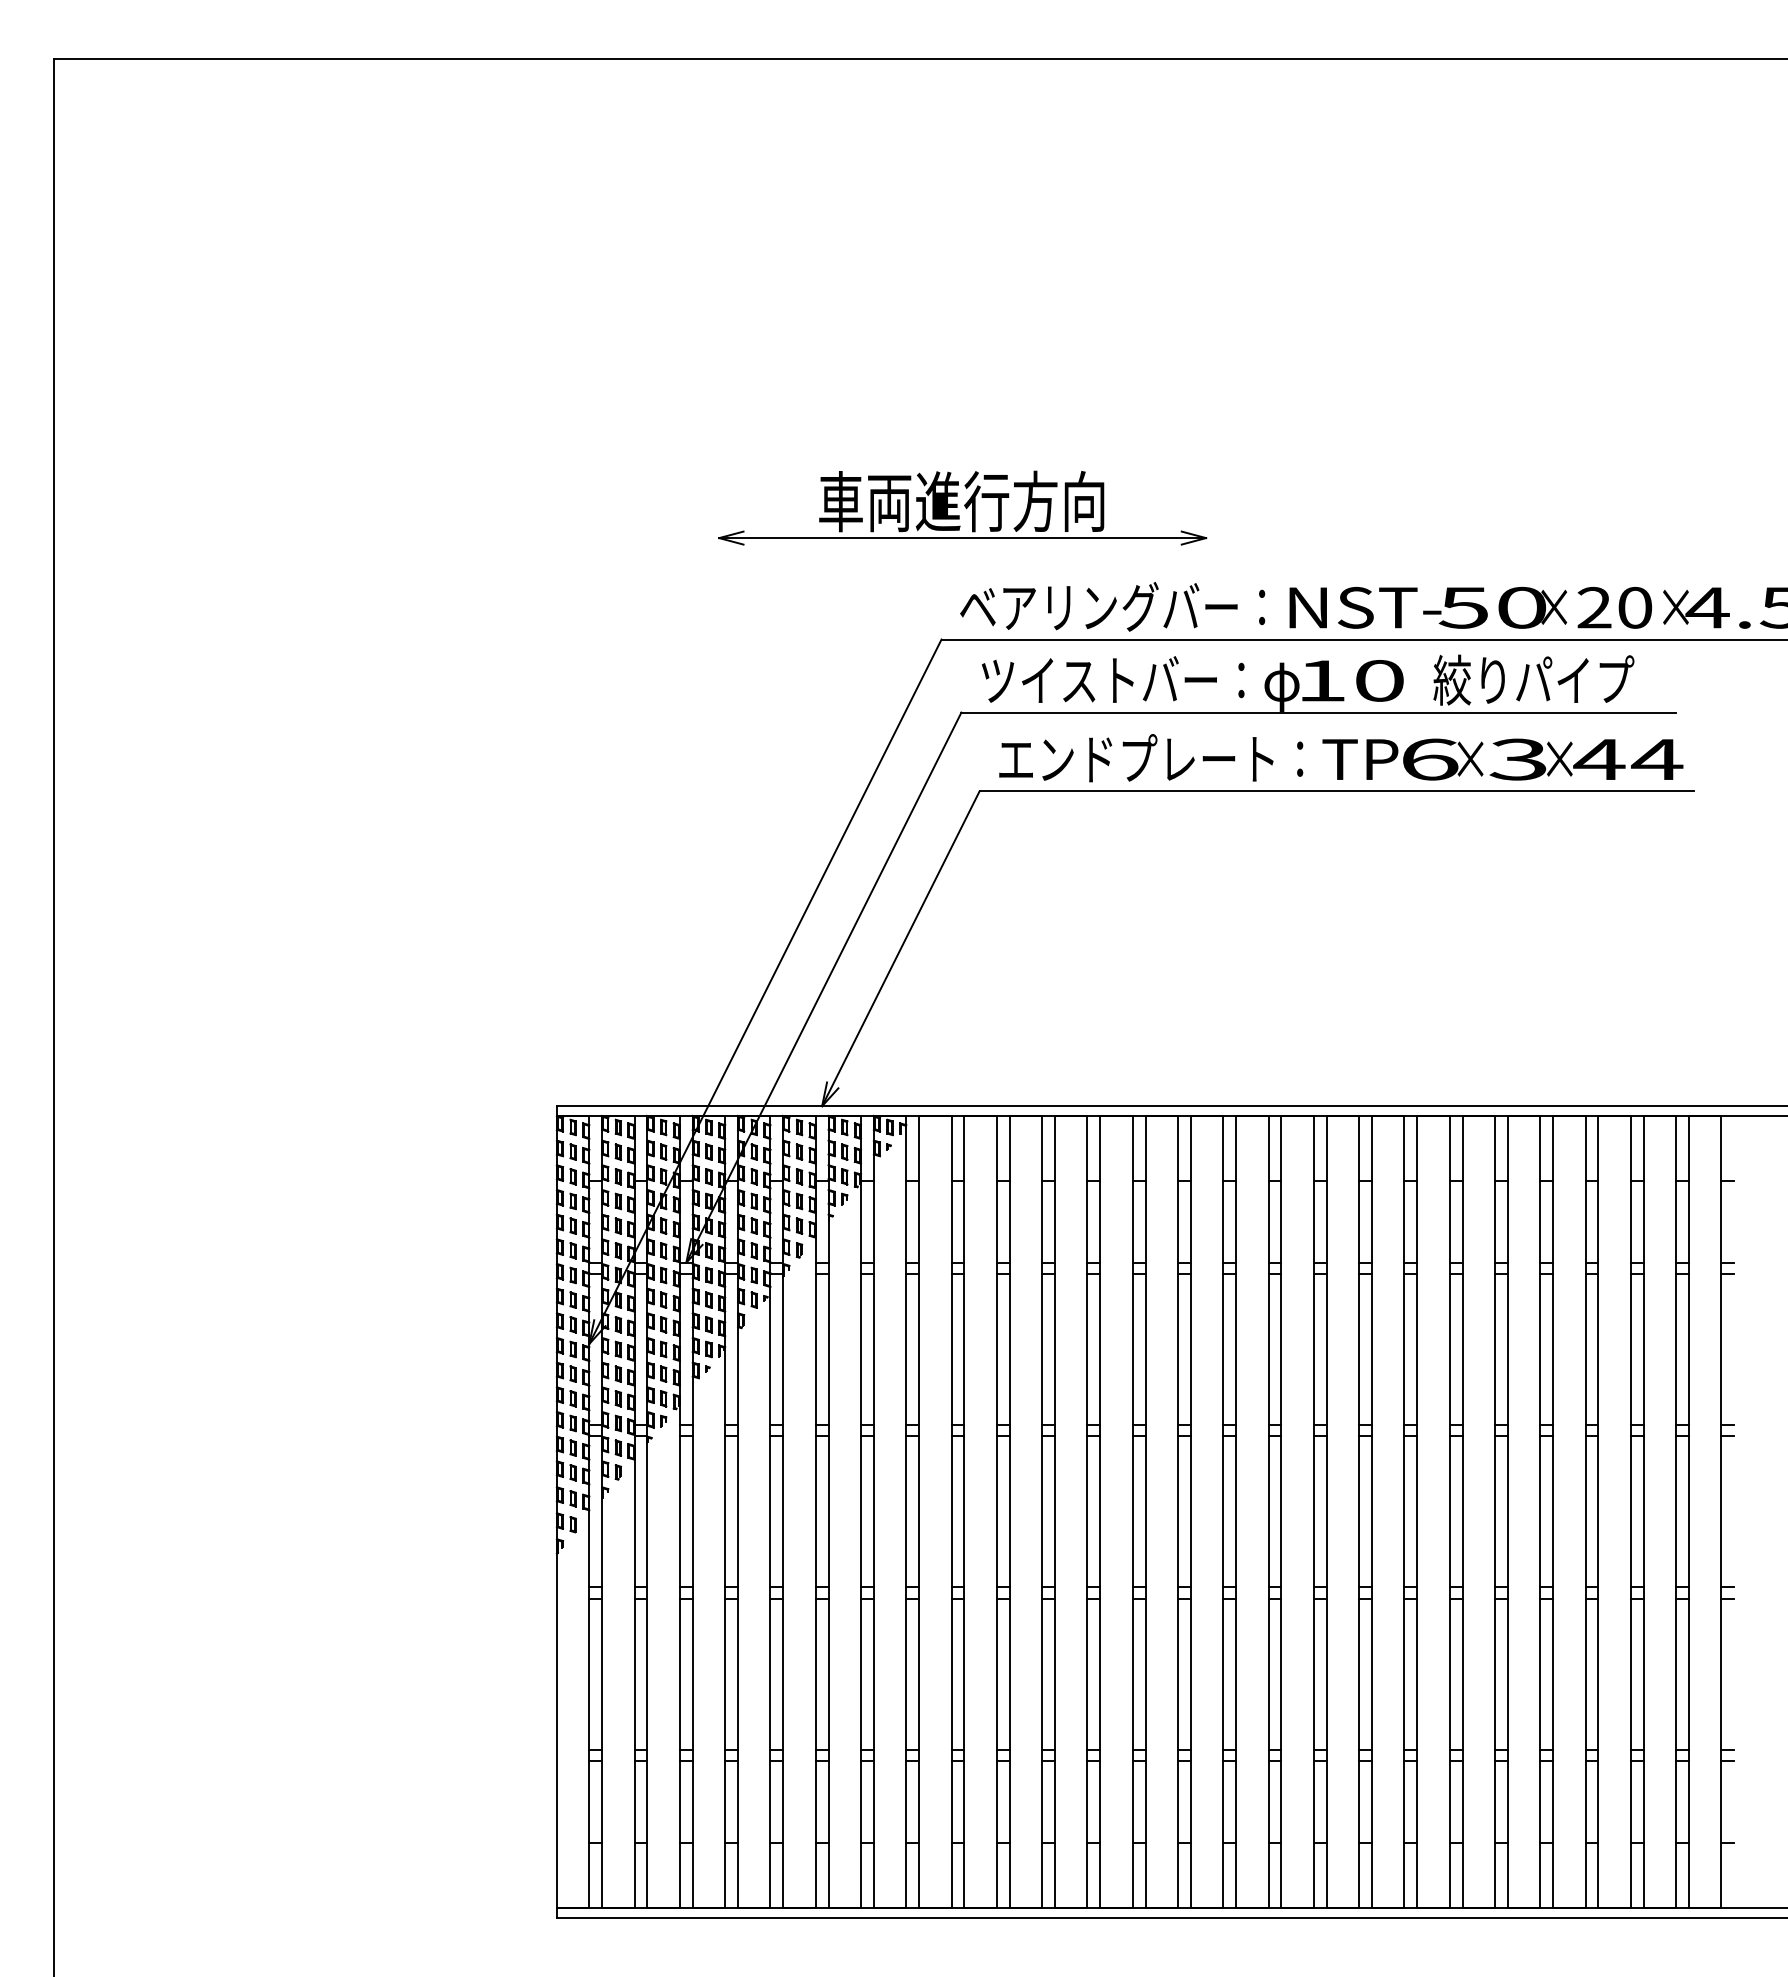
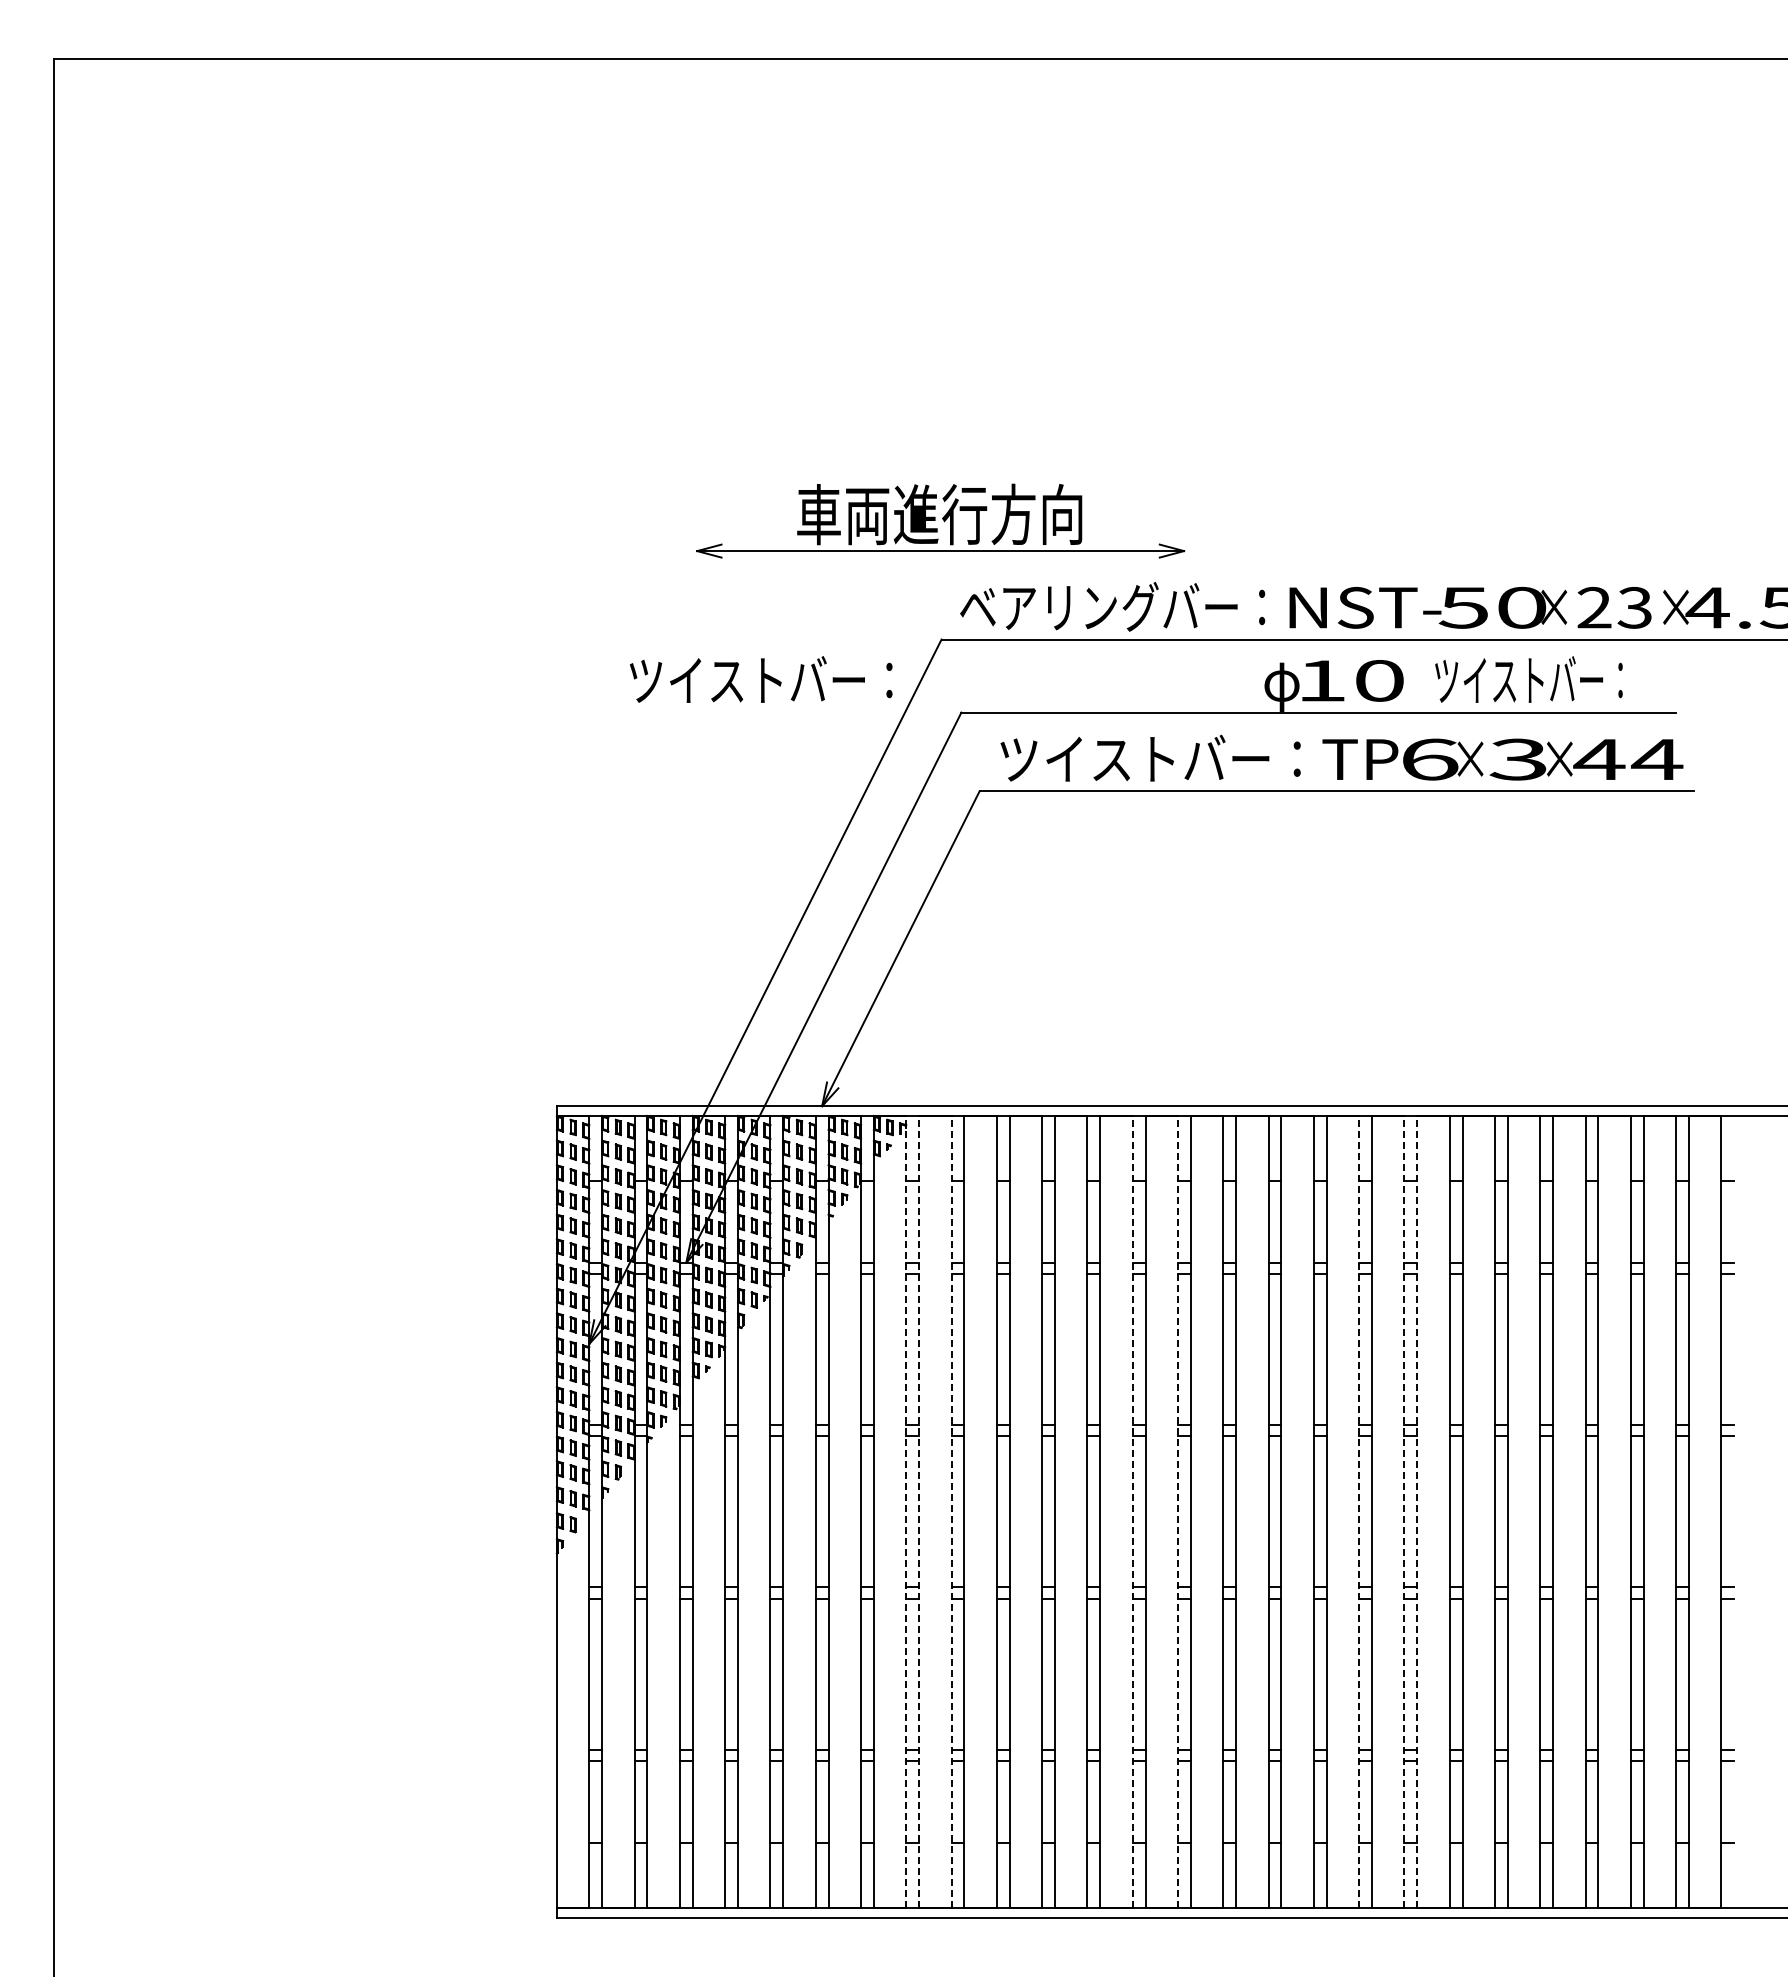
part position: (962, 507) -> (940, 520) (940, 520)
text: 20 -> 23 (1634, 607)
text position: (1113, 679) -> (761, 679) (761, 679)
text: 絞りパイプ -> ツイストバー： (1533, 679)
text: エンドプレート： -> ツイストバー： (1151, 758)
line: solid -> dashed (906, 1511)
line: solid -> dashed (919, 1511)
line: solid -> dashed (951, 1511)
line: solid -> dashed (1132, 1511)
line: solid -> dashed (1178, 1511)
line: solid -> dashed (1359, 1511)
line: solid -> dashed (1404, 1511)
line: solid -> dashed (1417, 1511)
